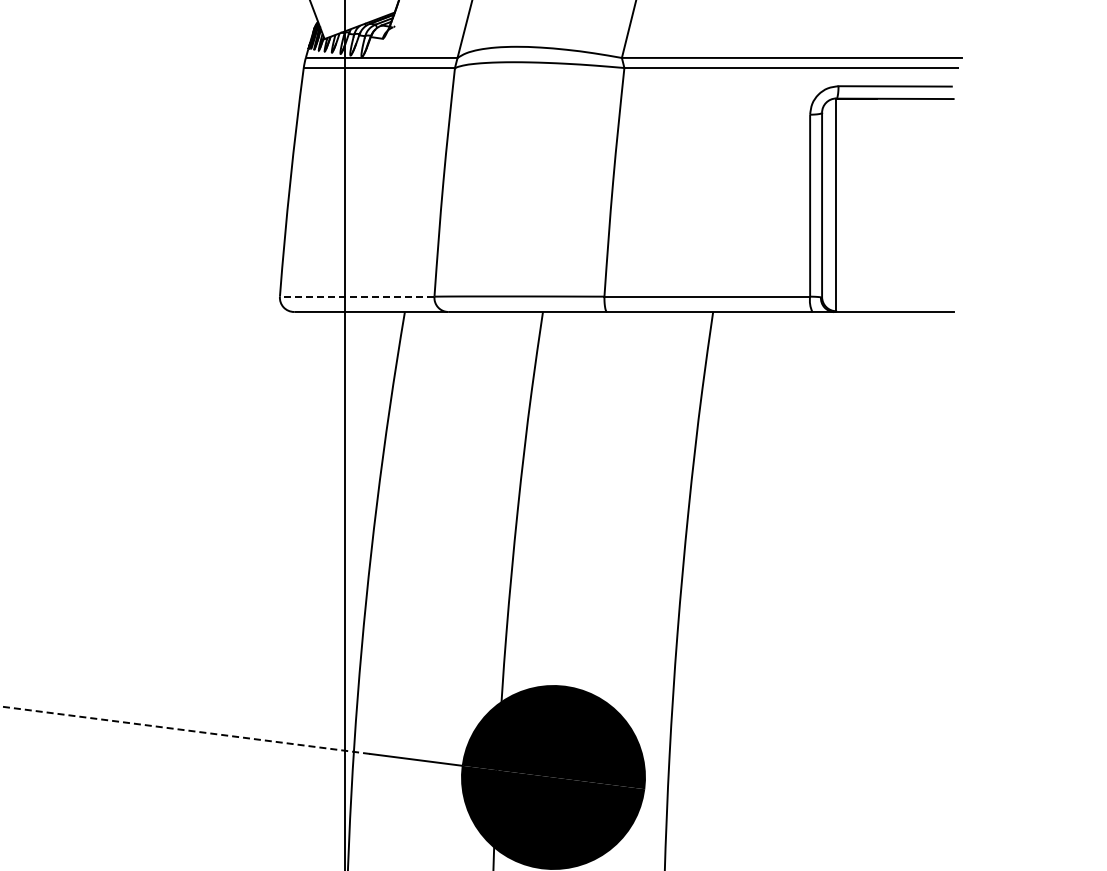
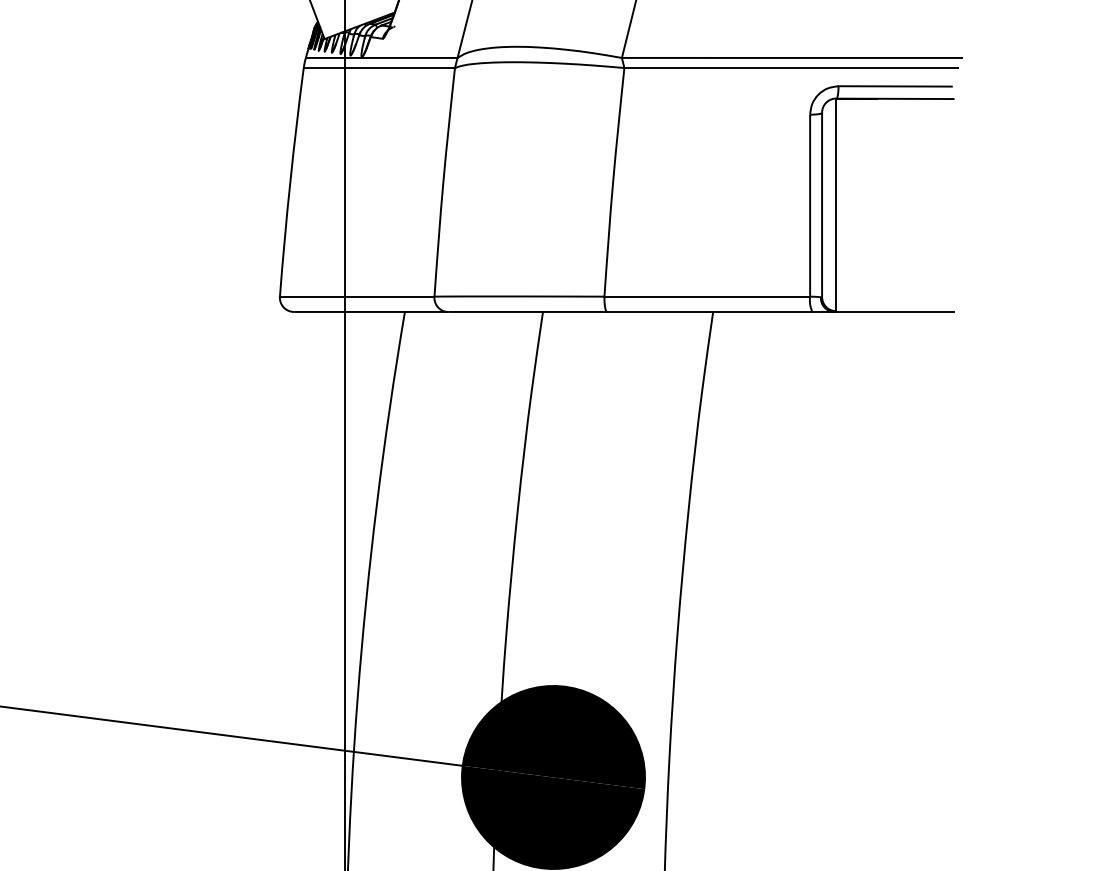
line: dashed -> solid (356, 296)
line: dashed -> solid (184, 730)
